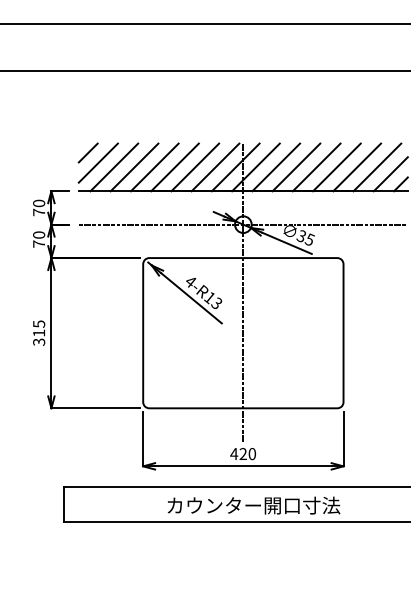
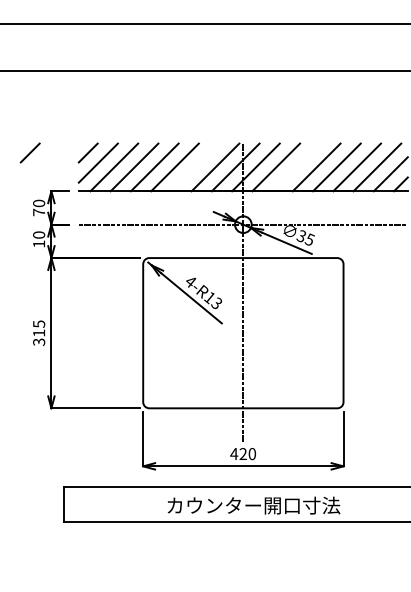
line: none -> present (29, 152)
line: present -> none (195, 167)
line: present -> none (296, 167)
text: 70 -> 10 (39, 243)
